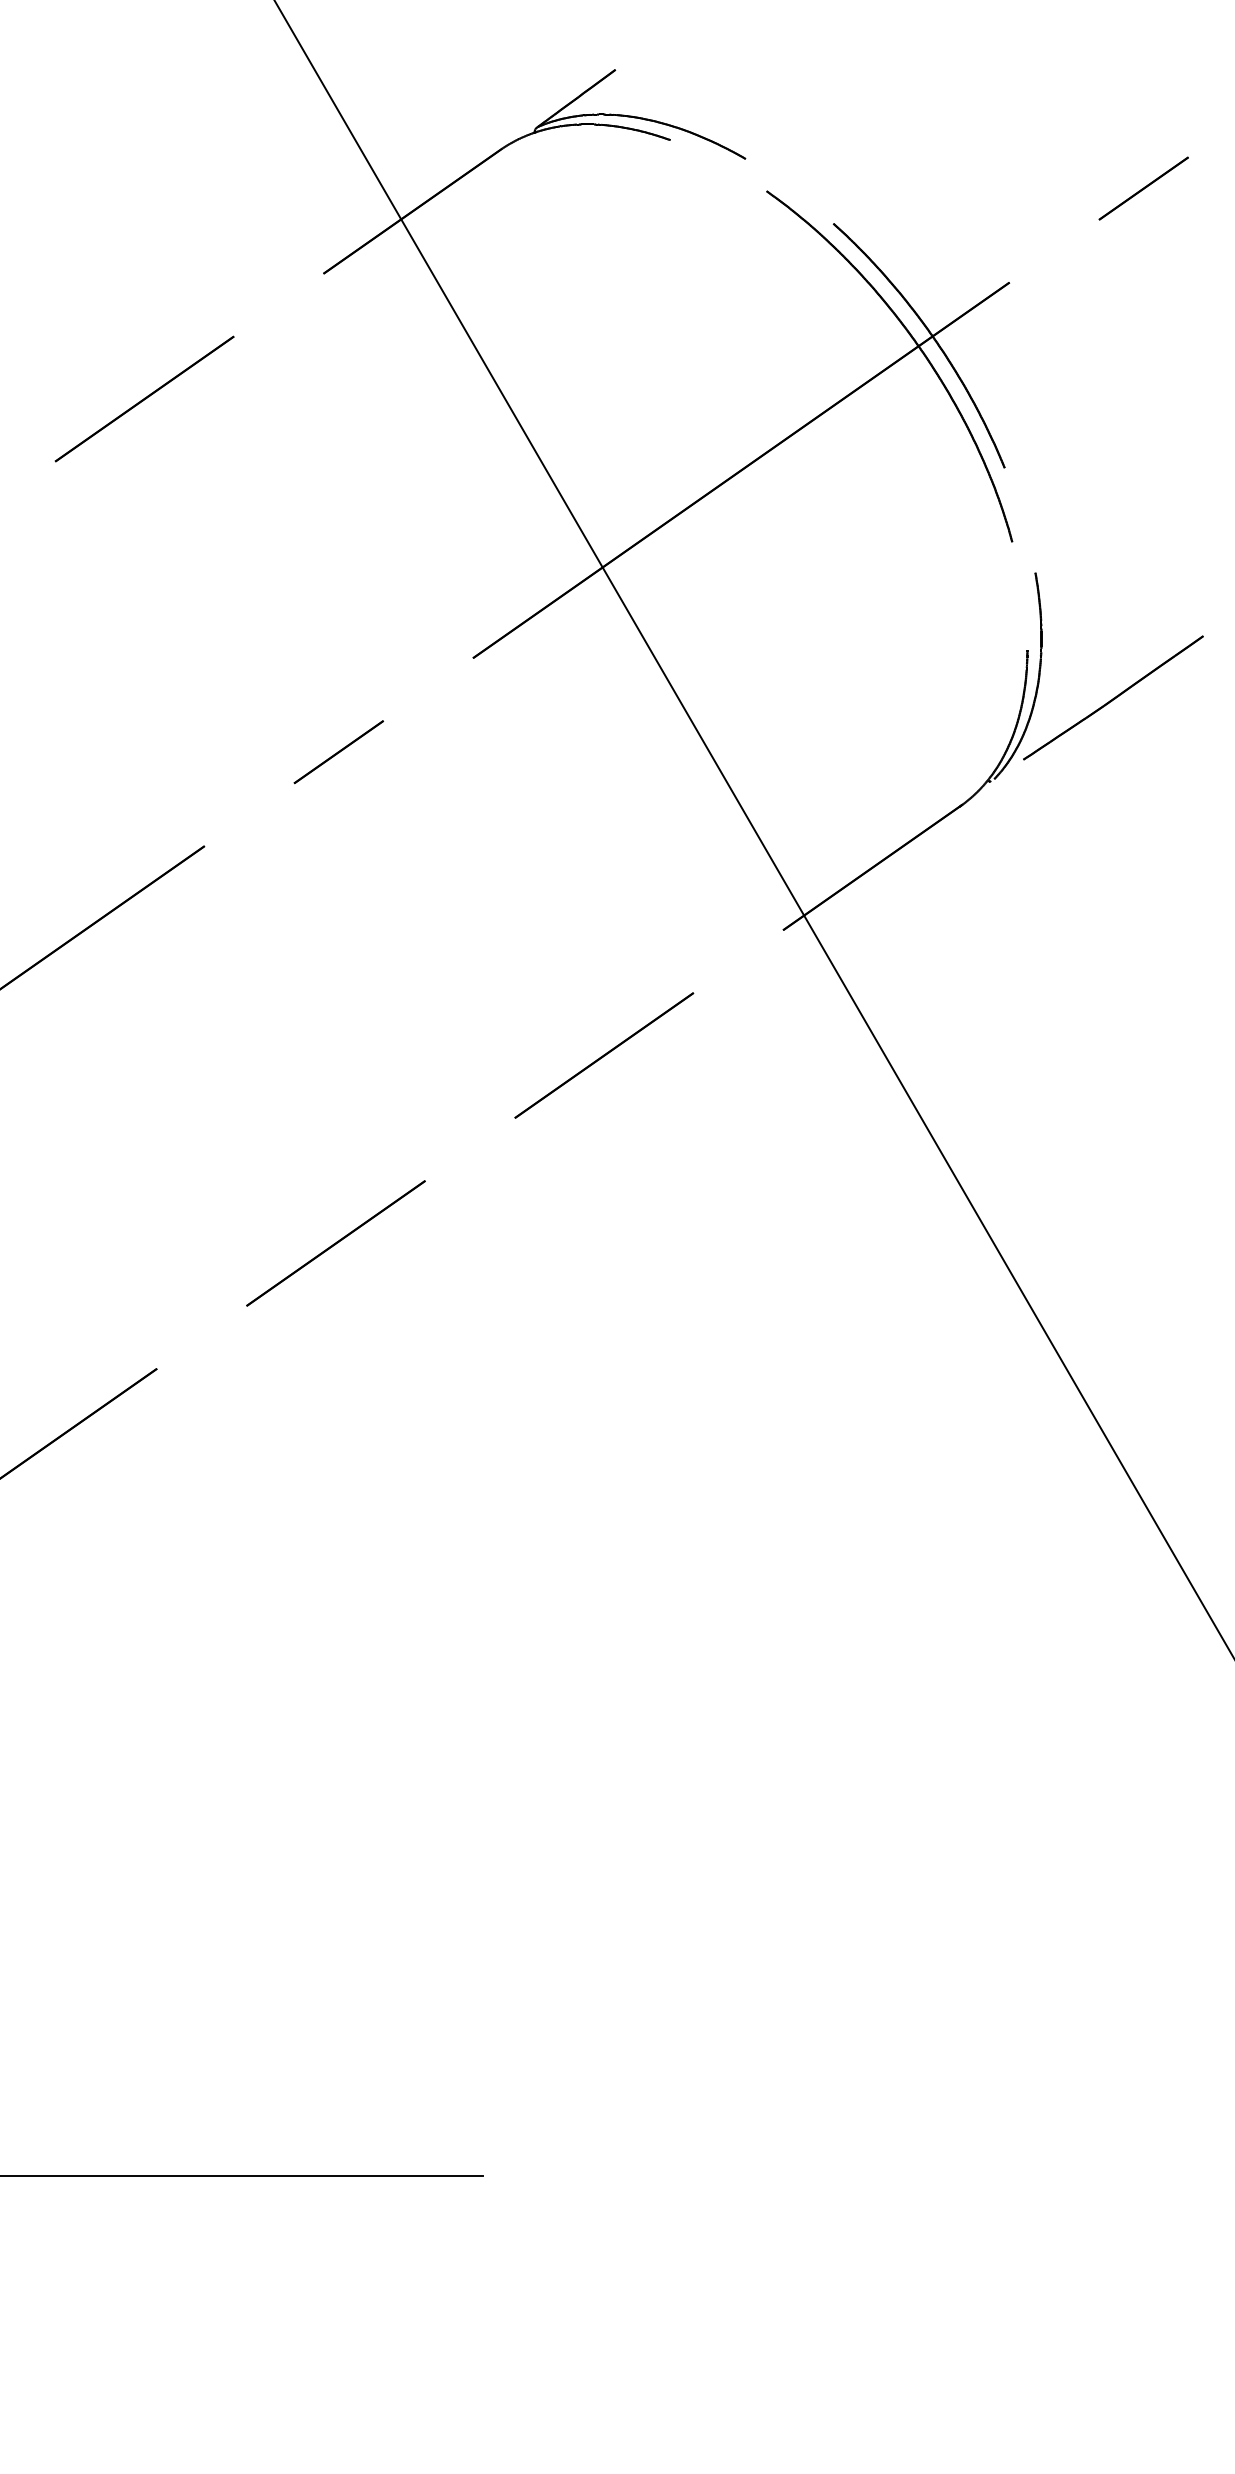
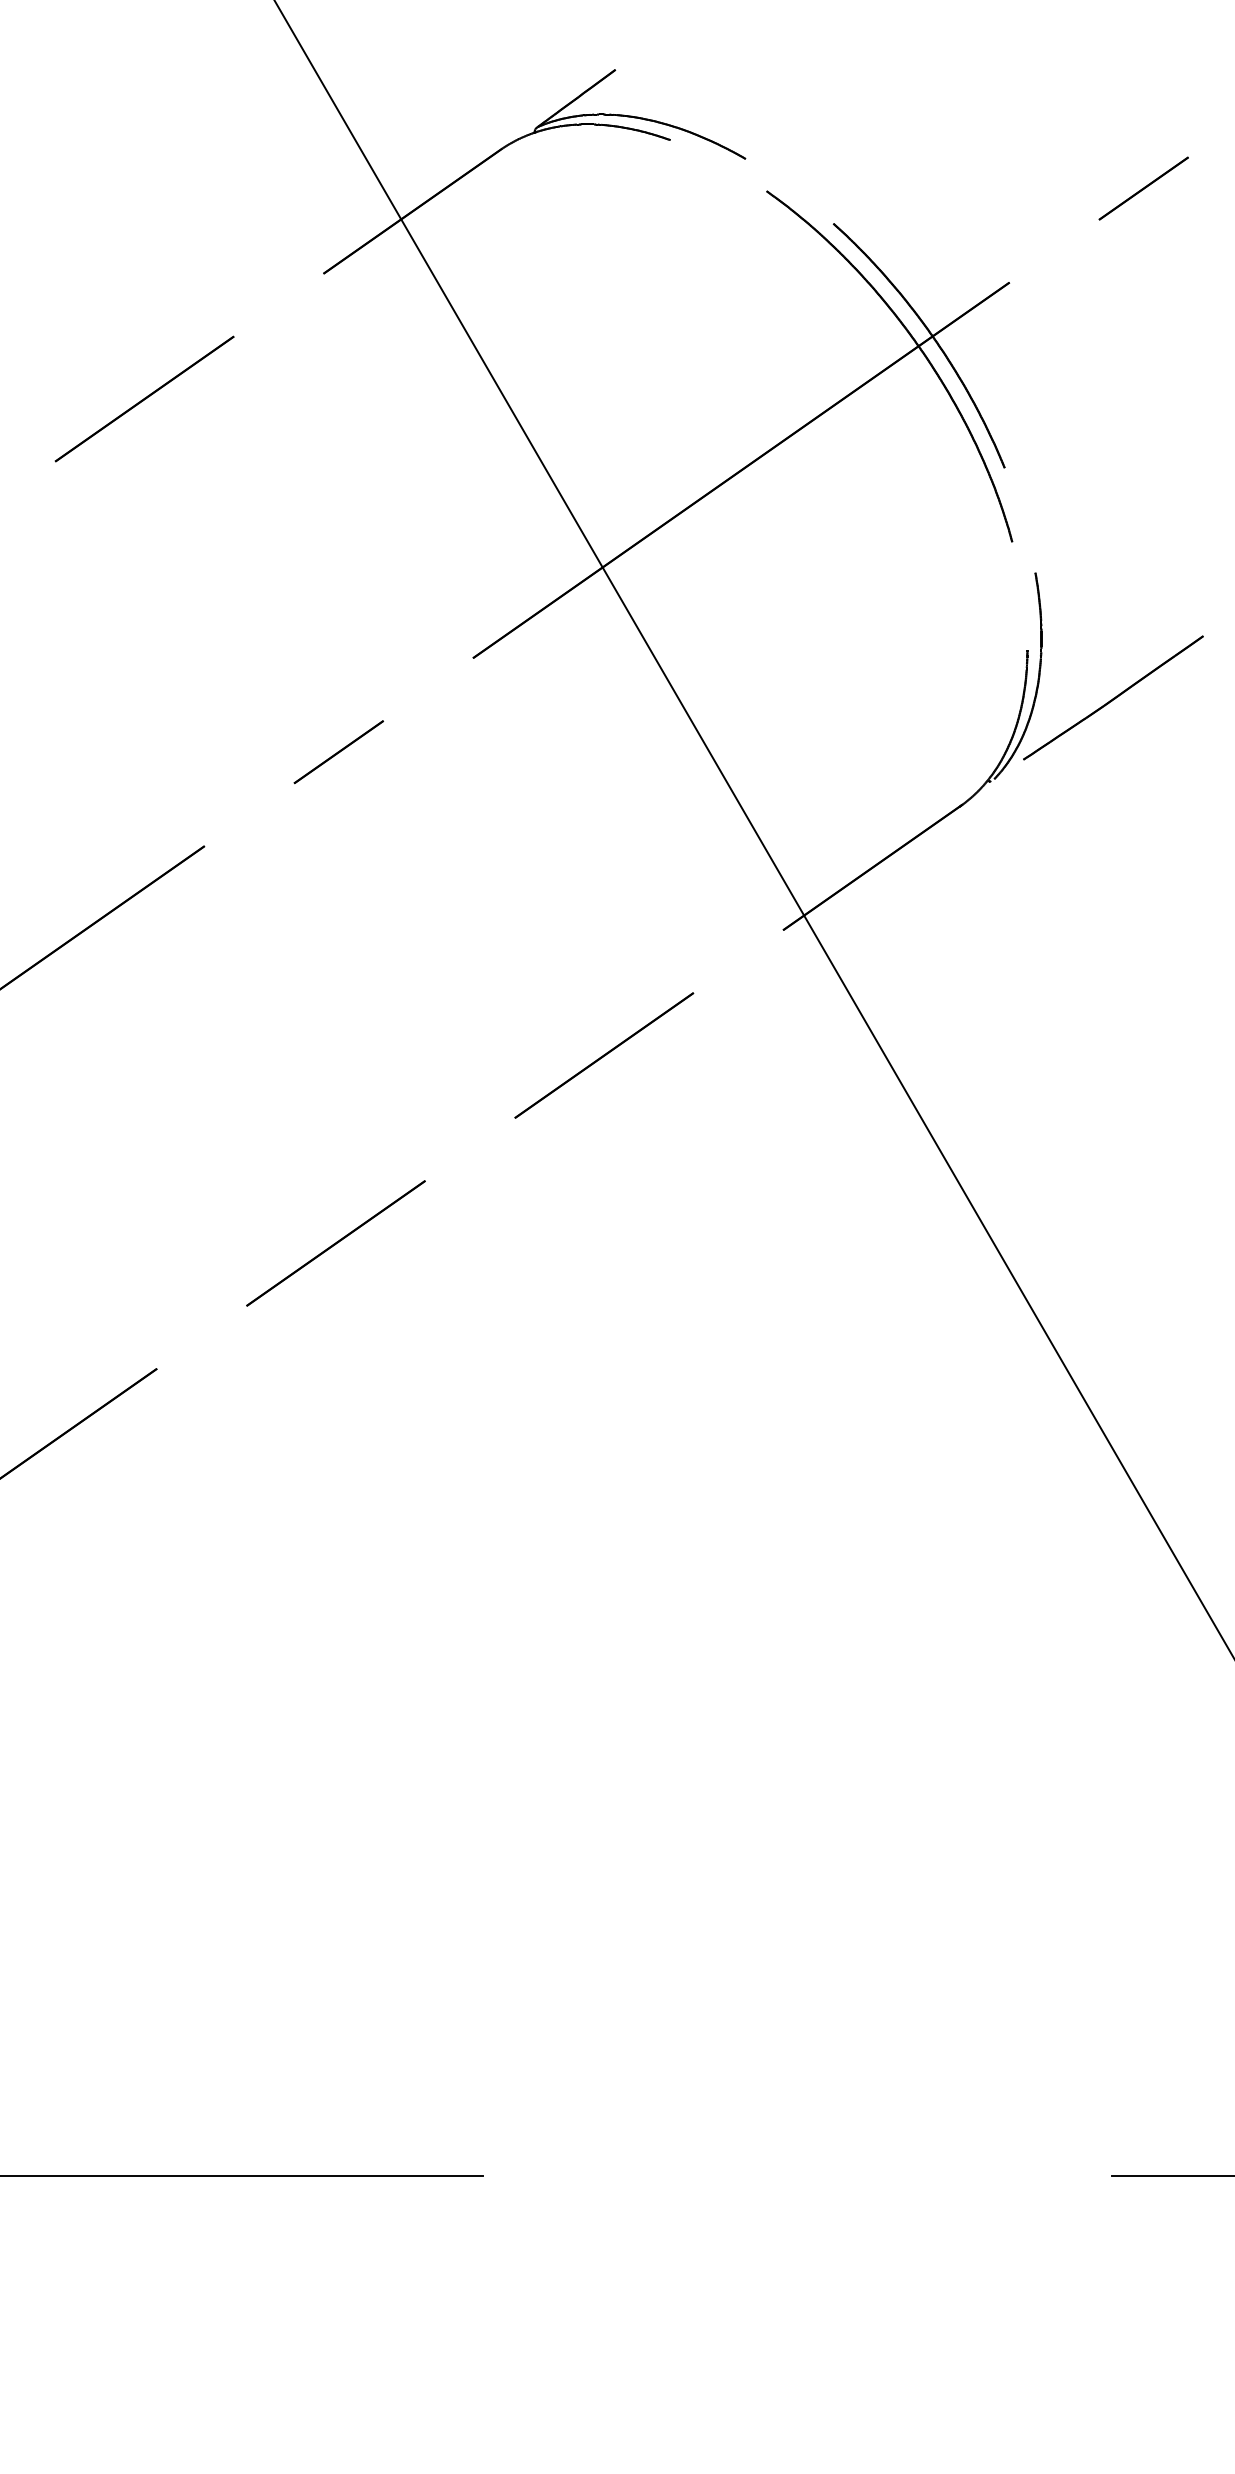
line: none -> present (1171, 2176)
